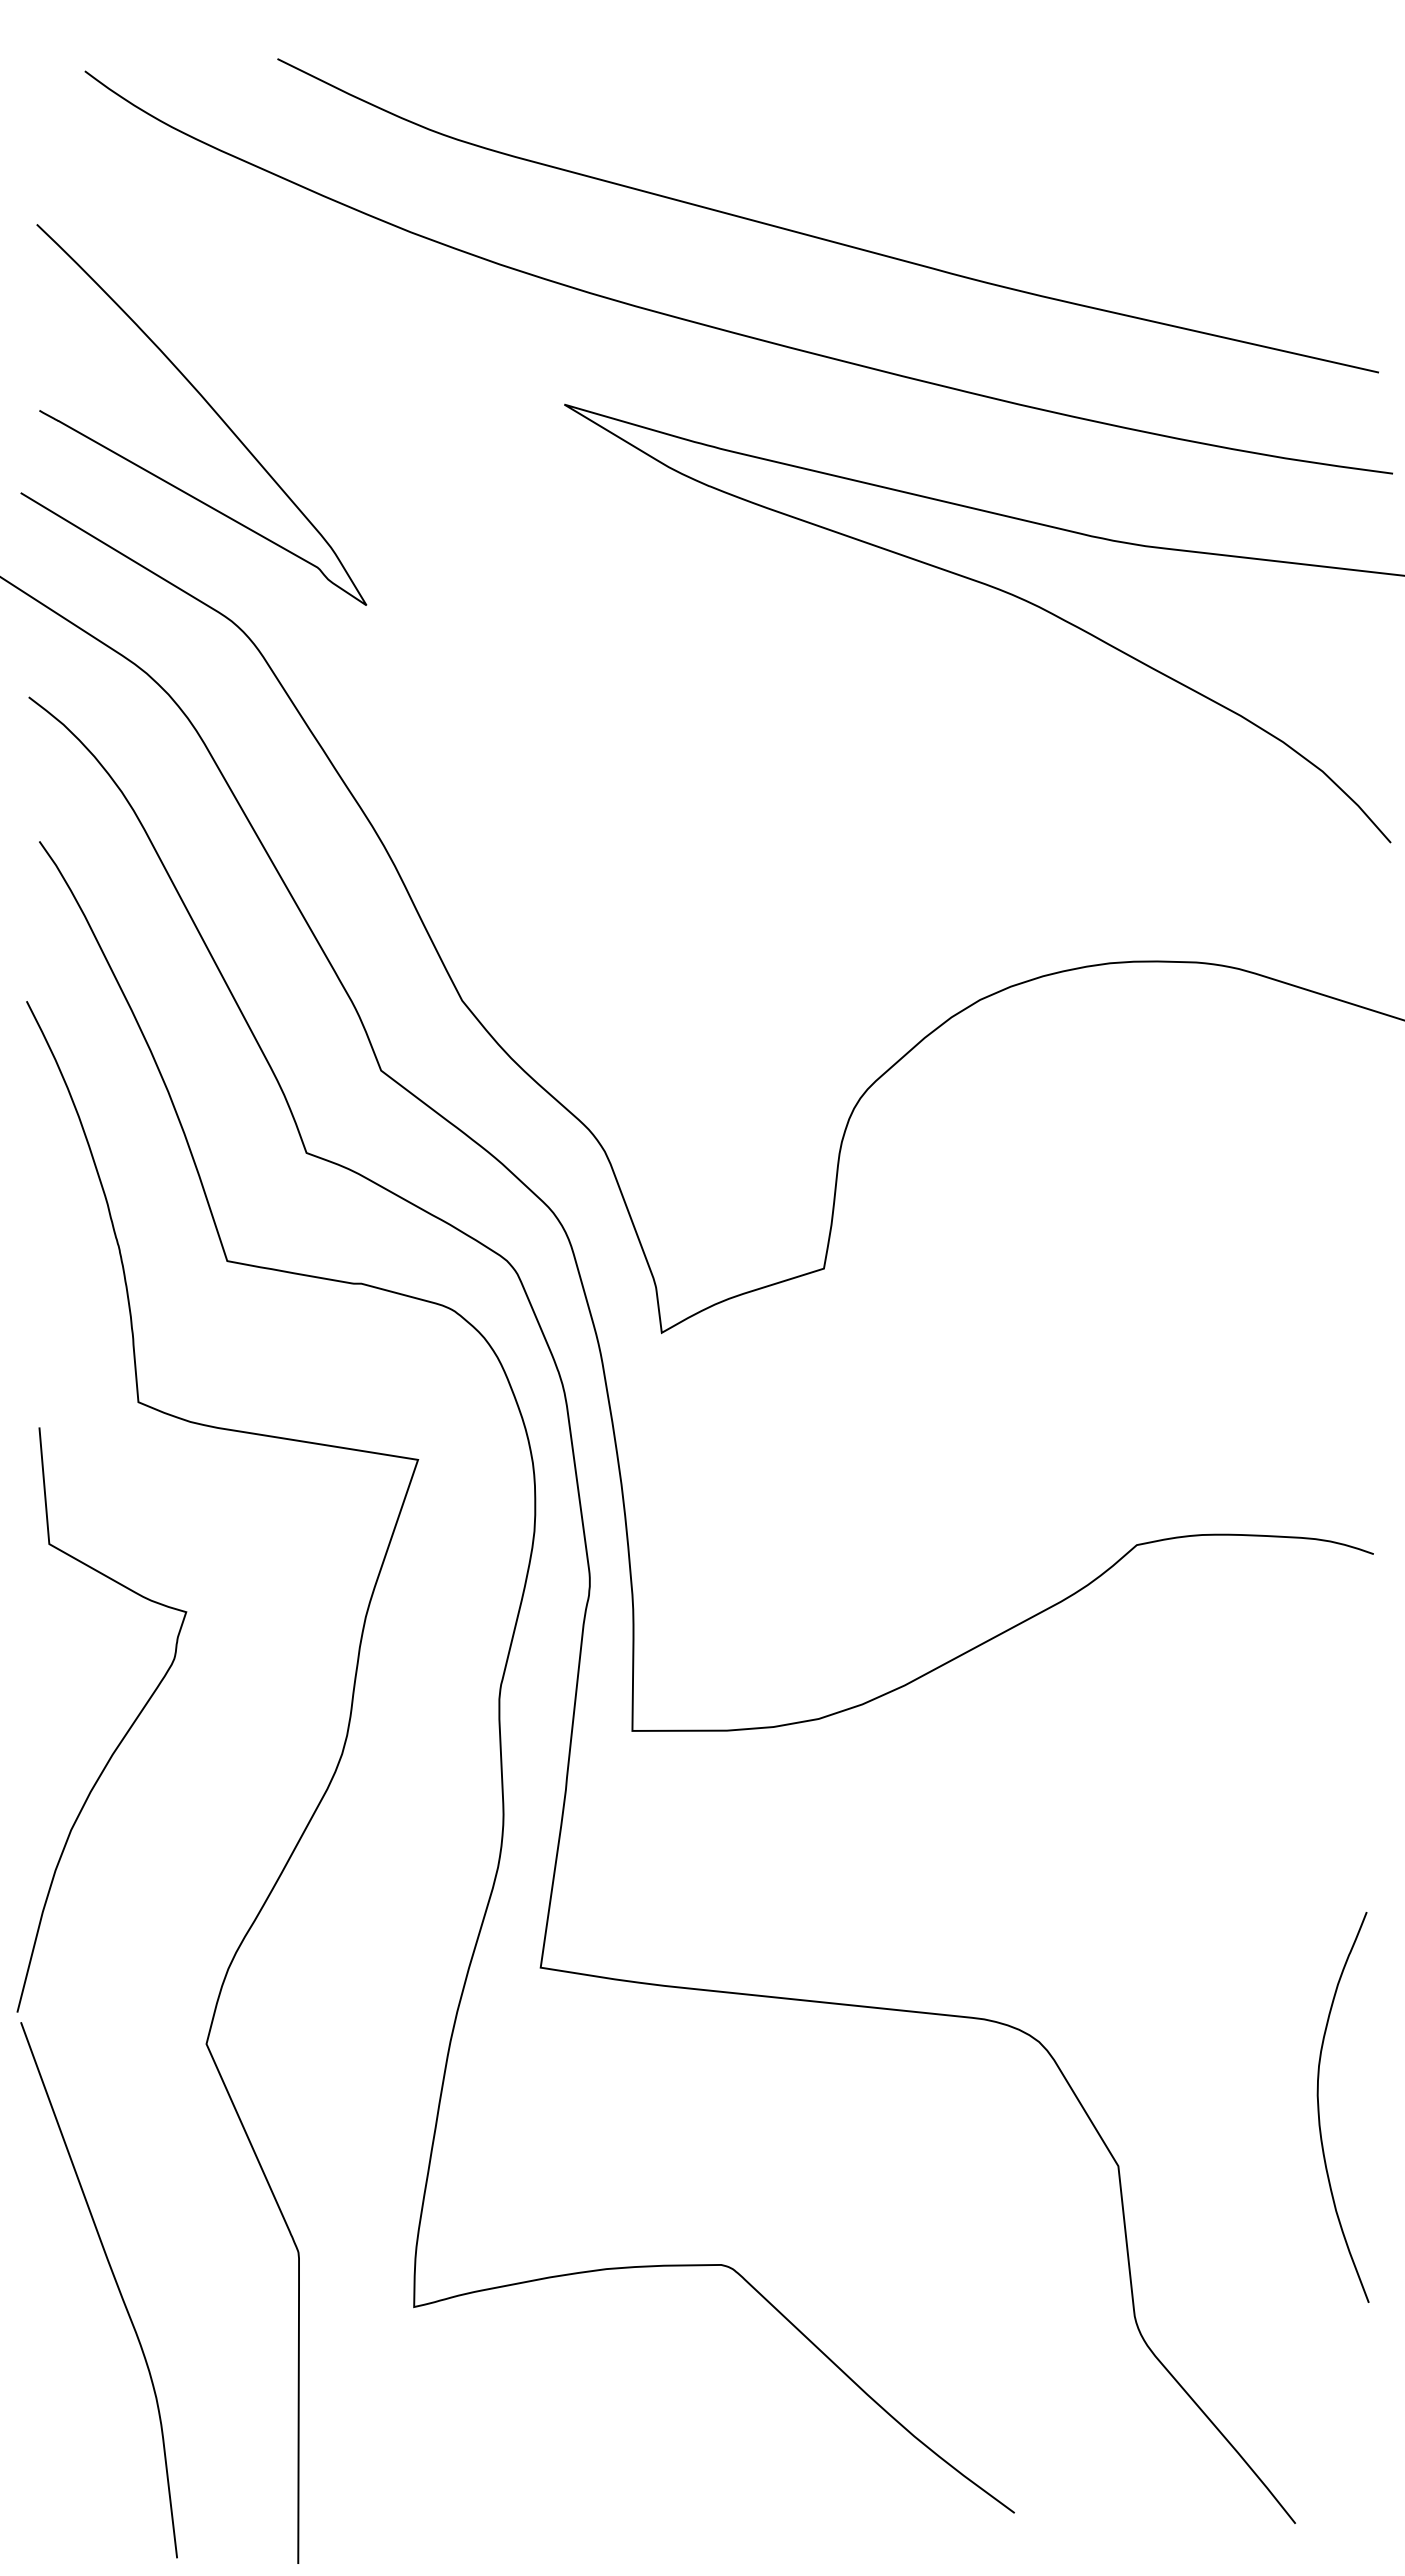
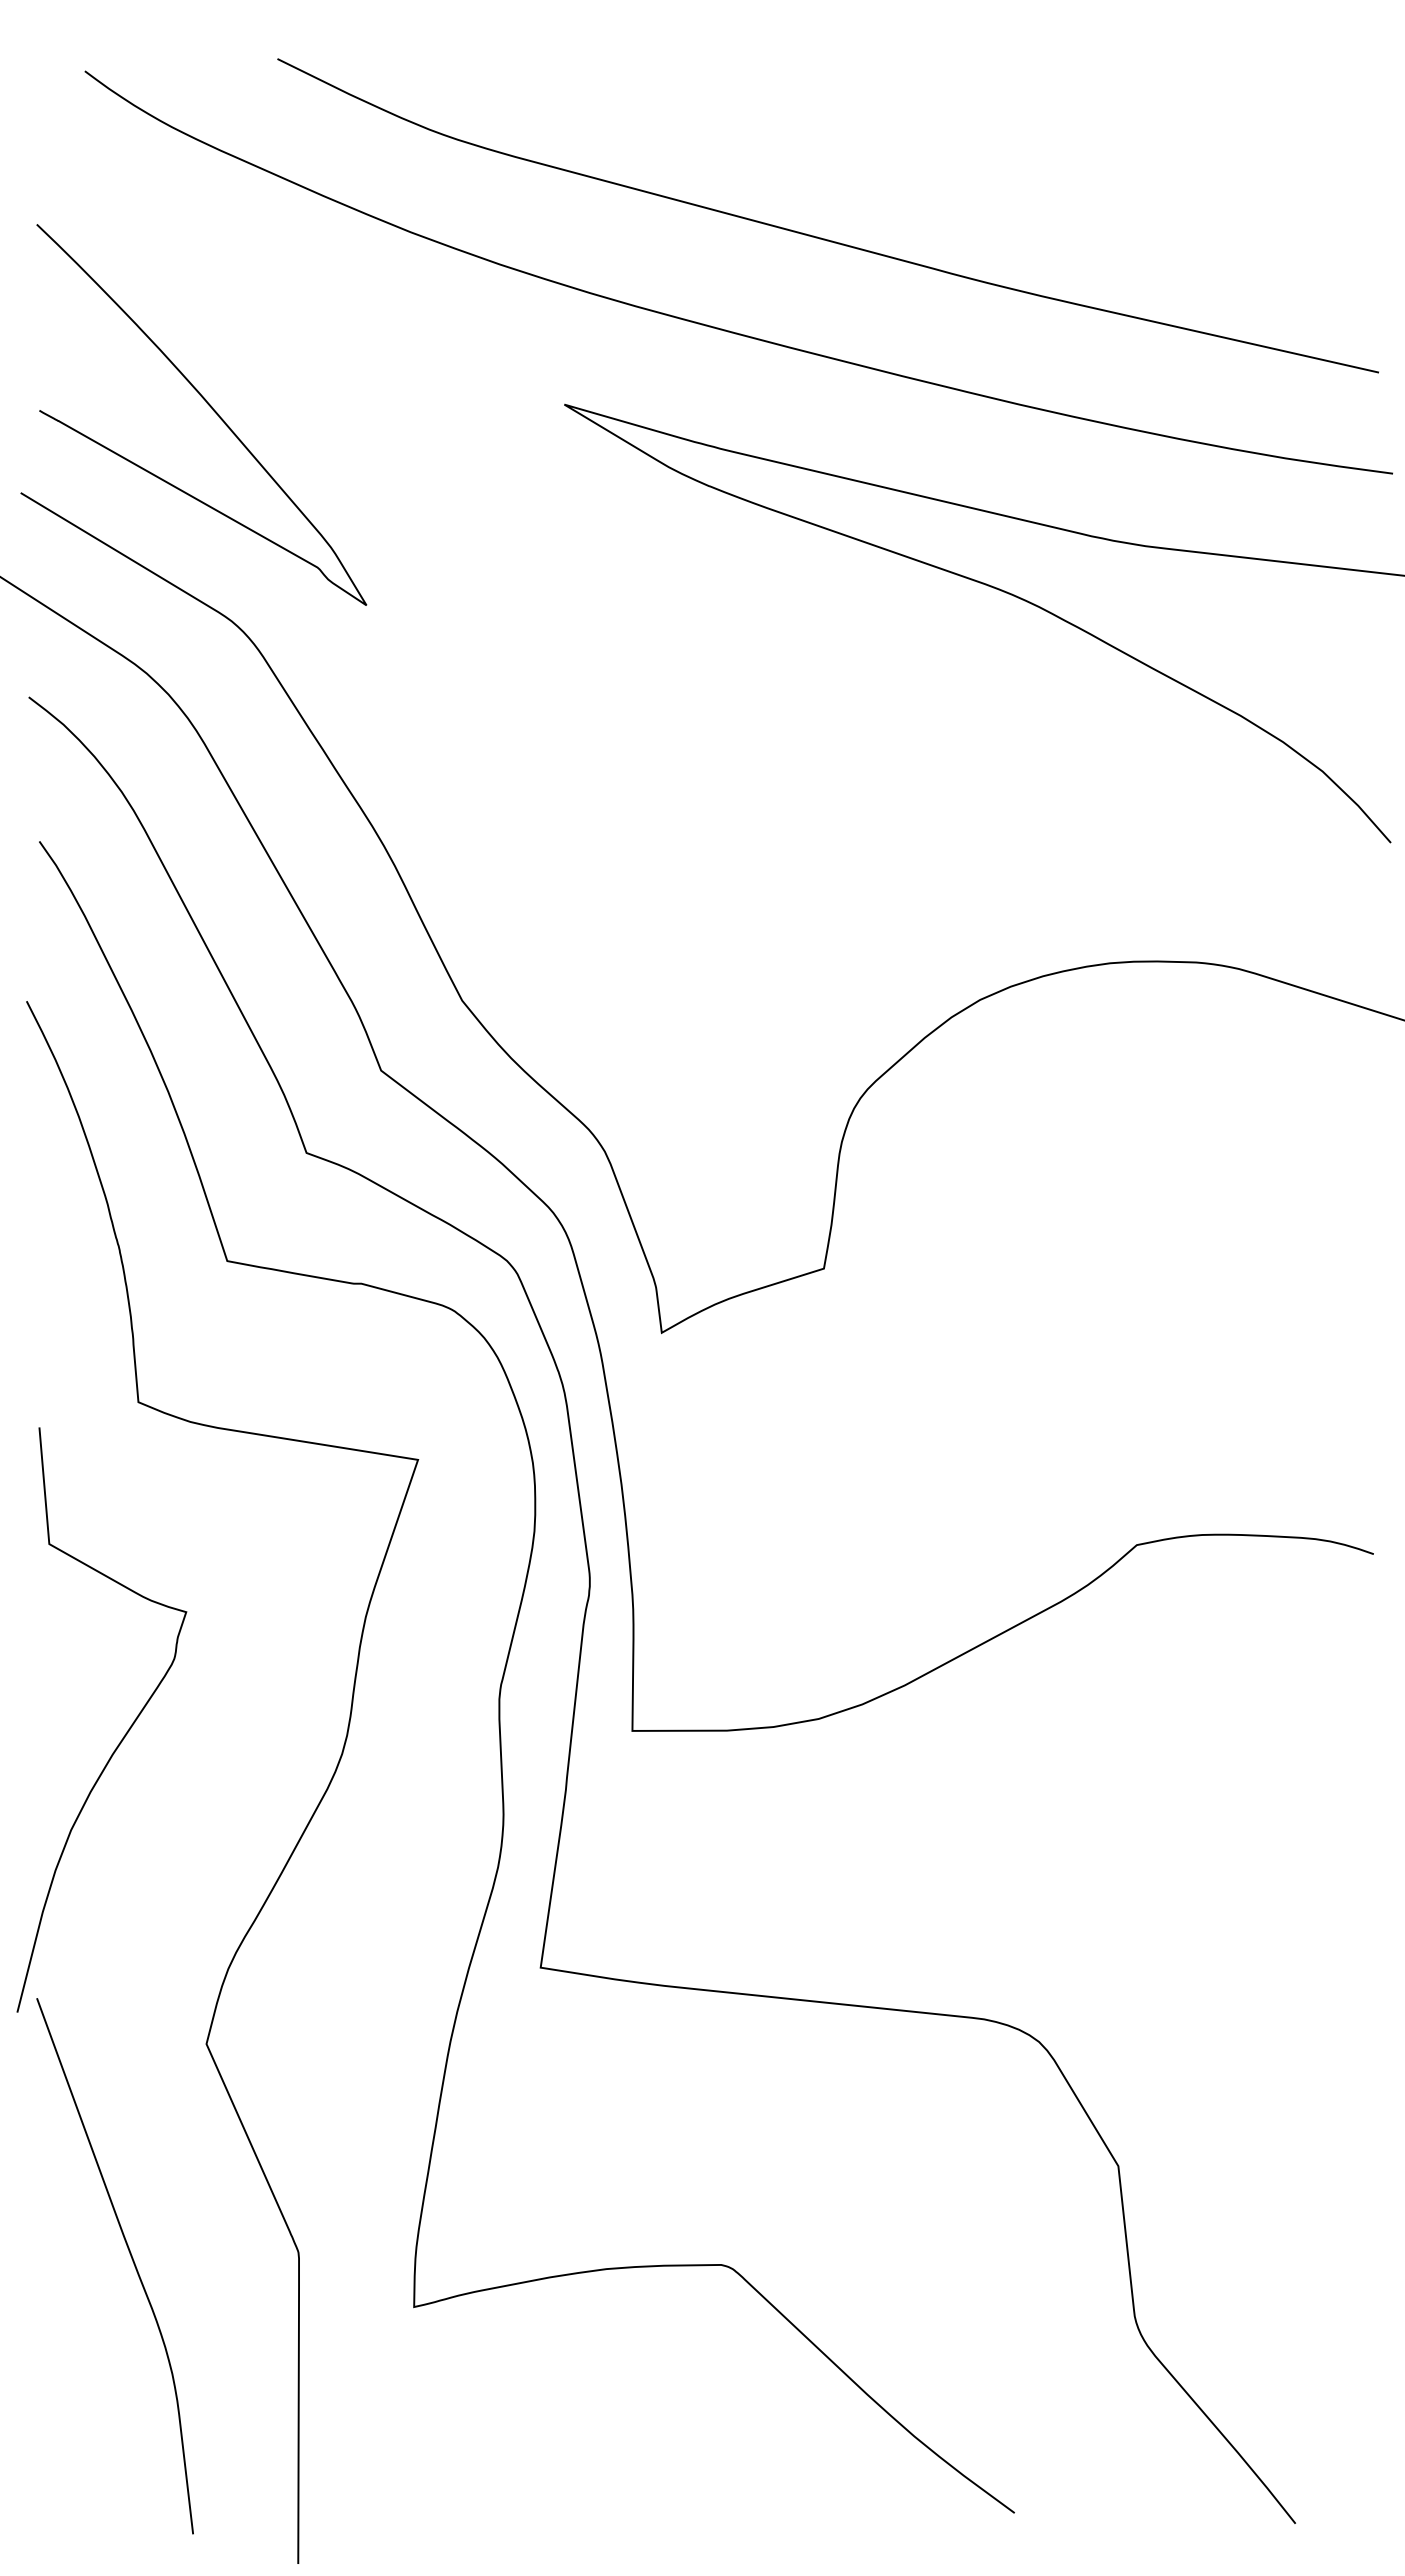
curve: present -> none (1319, 2107)
curve position: (115, 2283) -> (131, 2259) (131, 2259)
